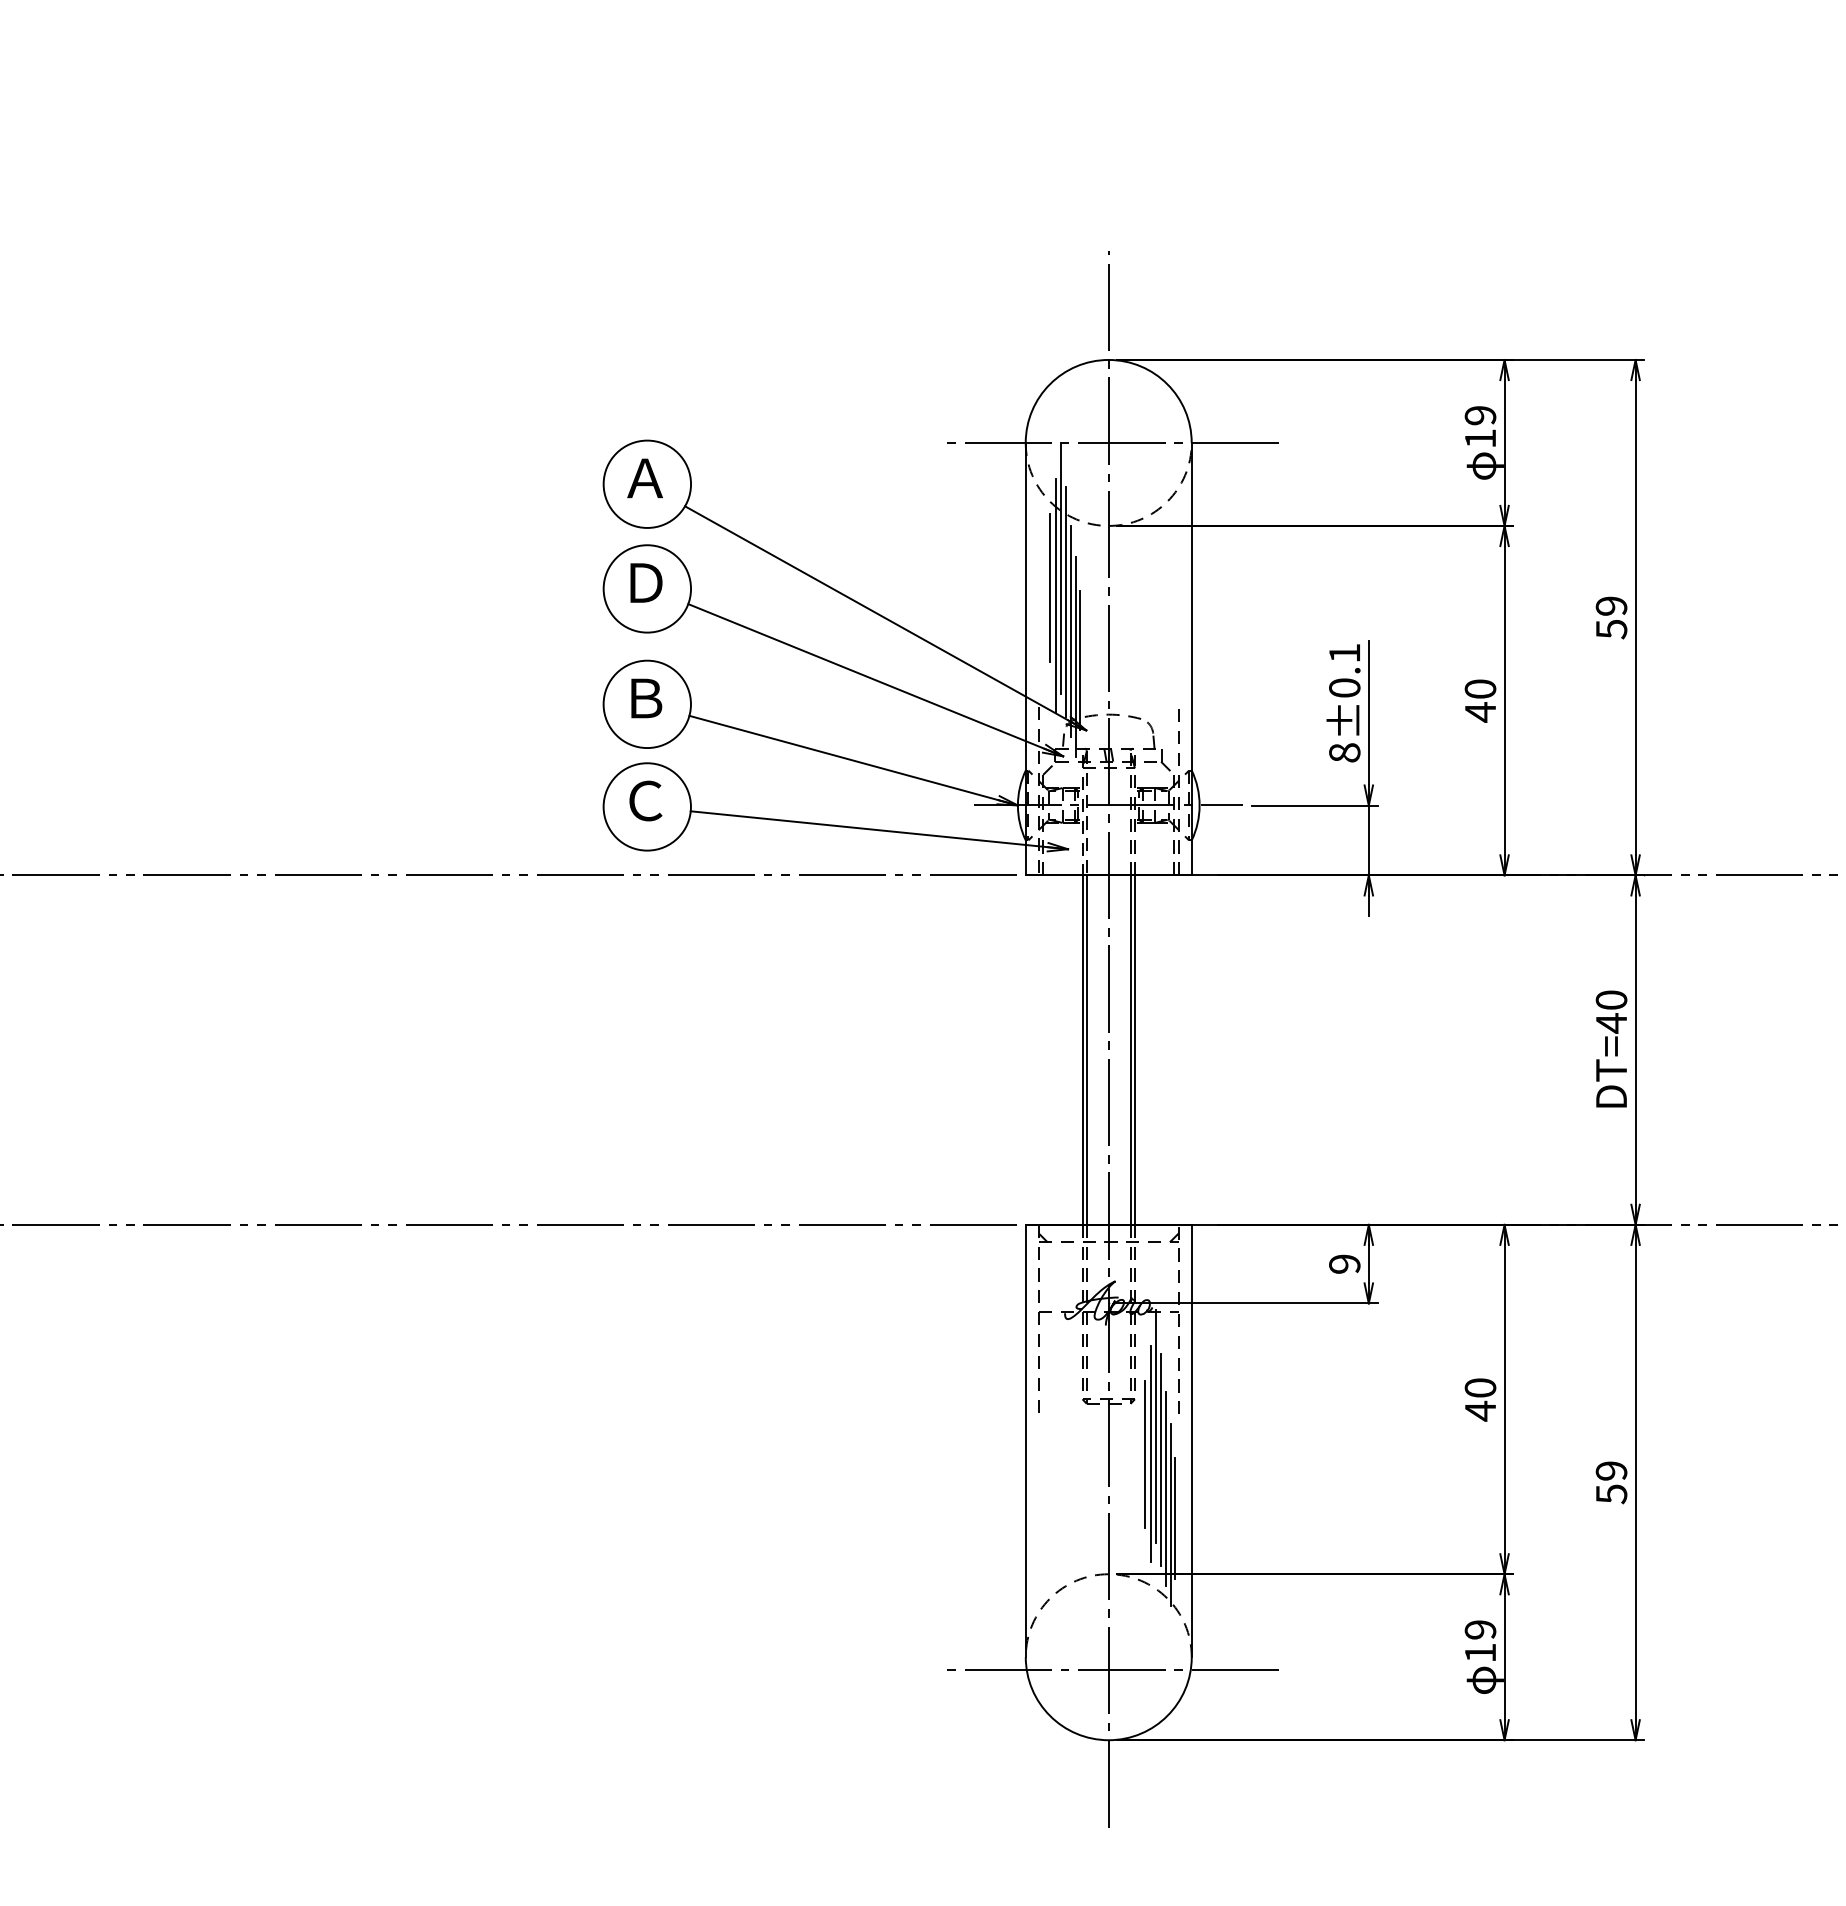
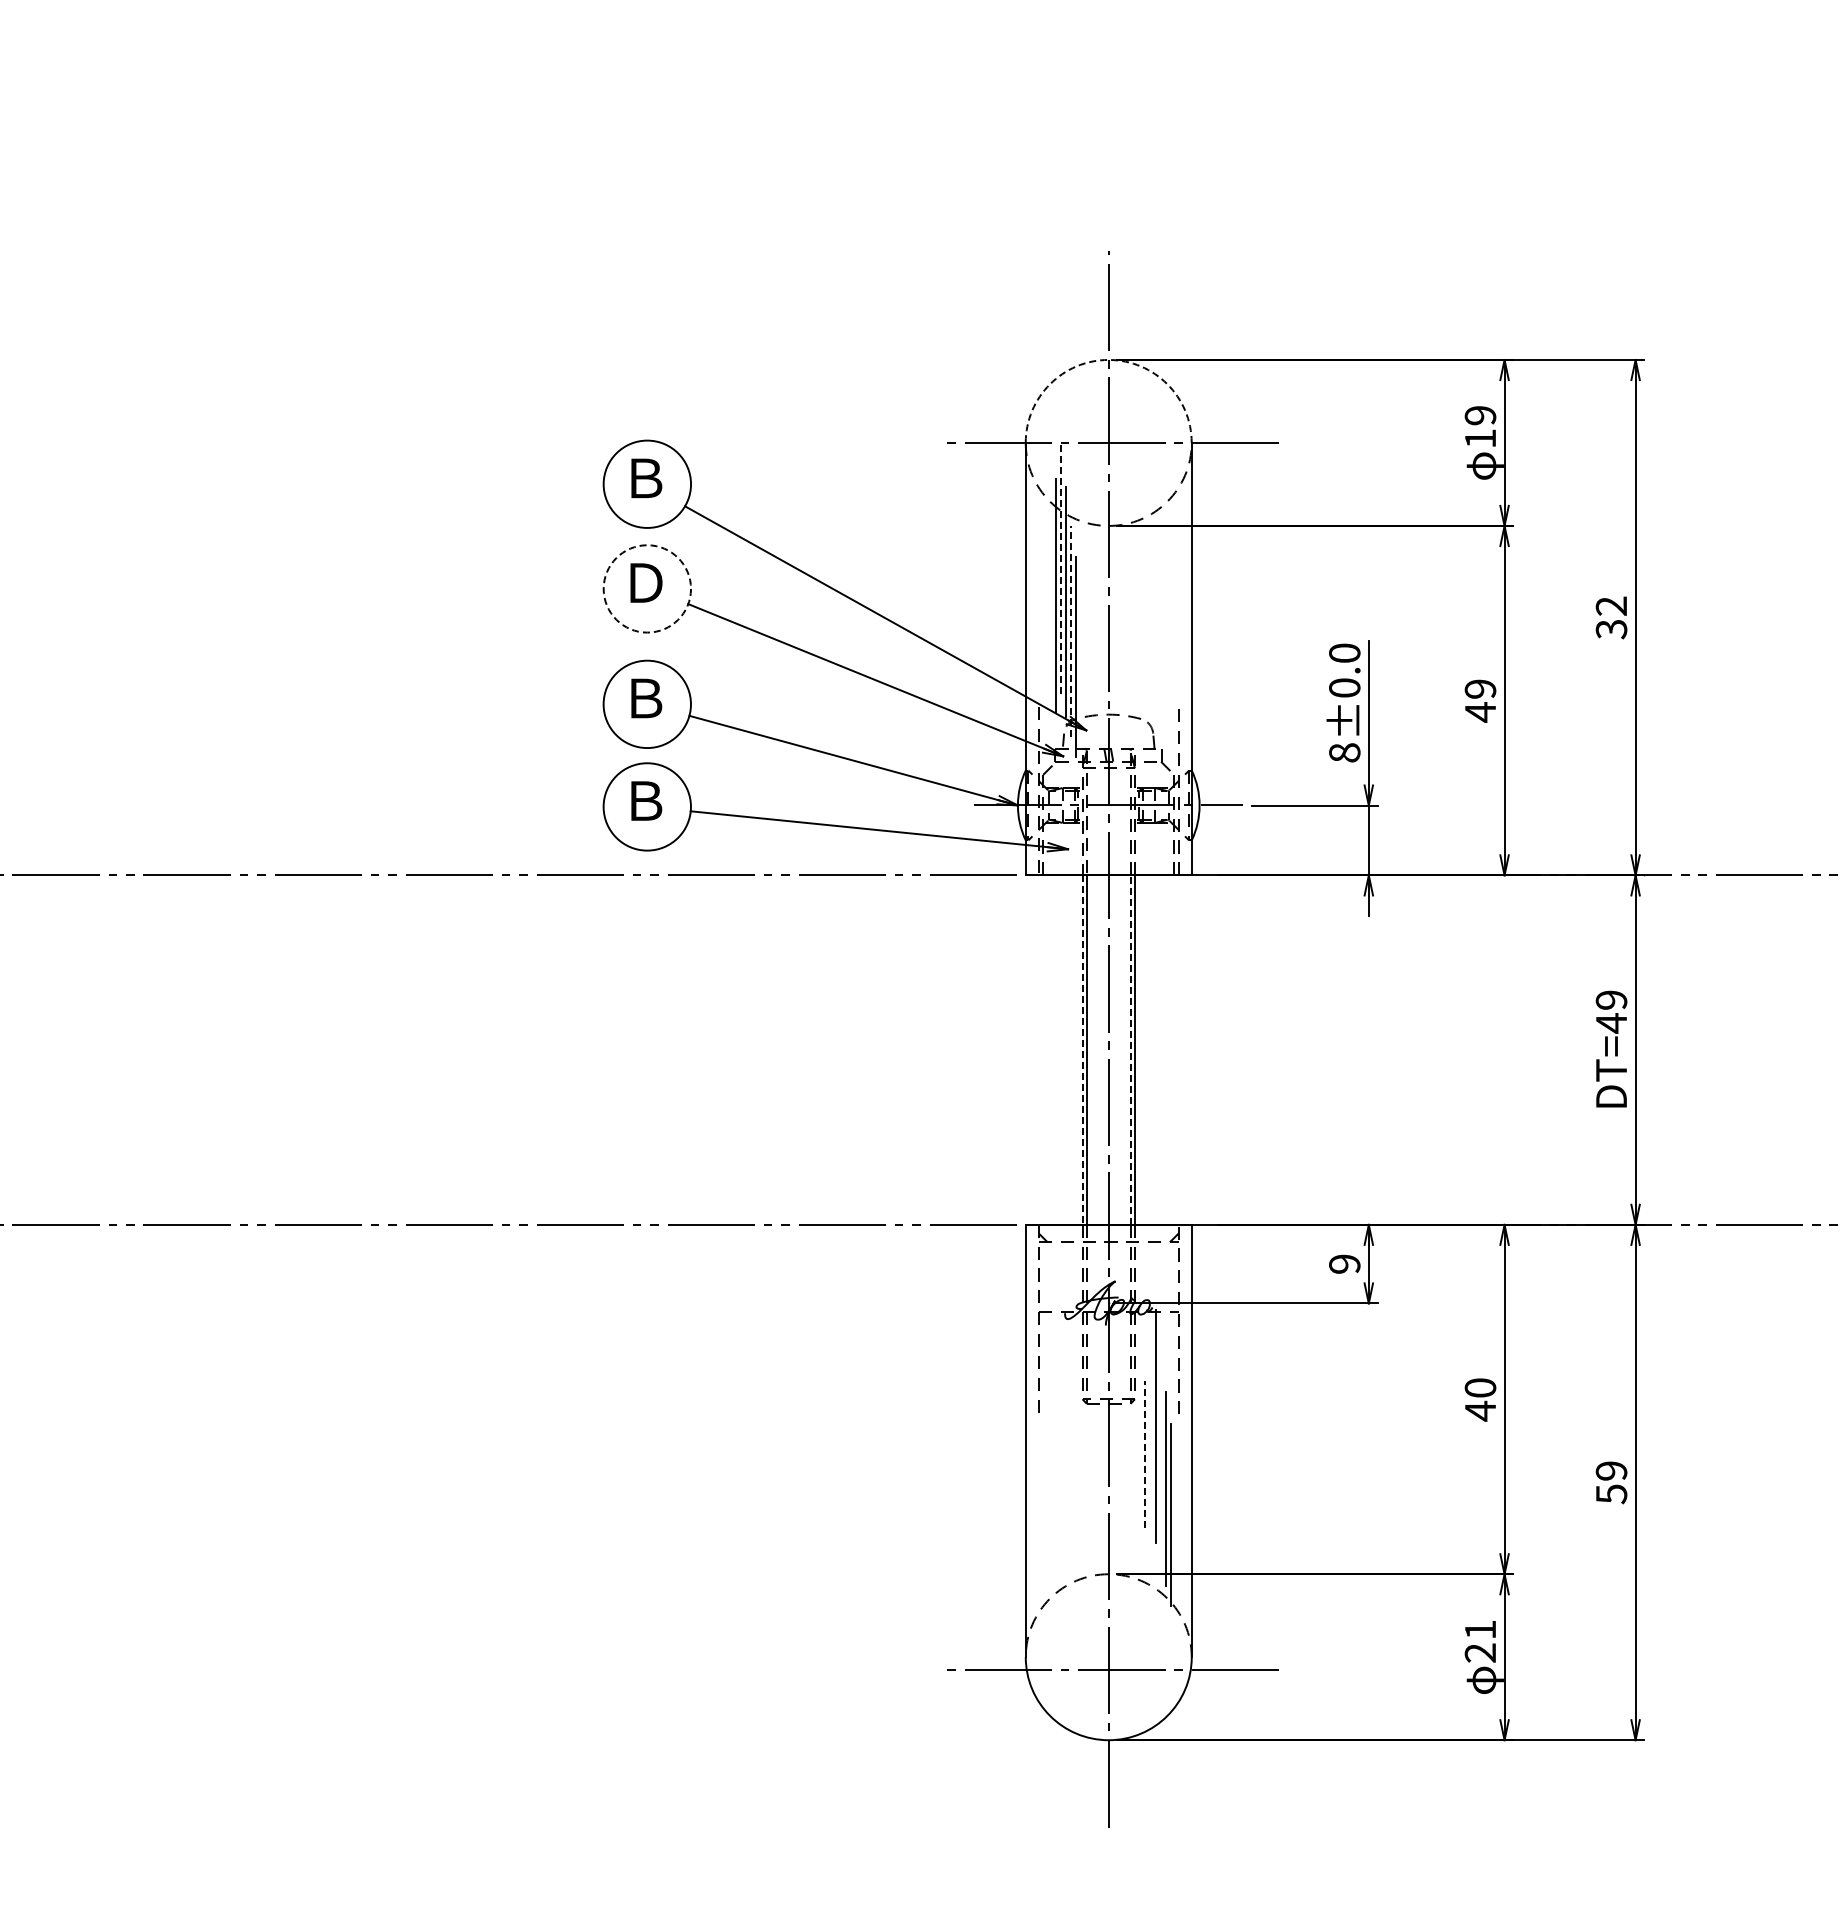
arc: solid -> dashed (1108, 359)
text: Ａ -> Ｂ (644, 478)
line: solid -> dashed (1061, 568)
line: present -> none (1050, 587)
circle: solid -> dashed (647, 588)
text: 59 -> 32 (1611, 617)
line: solid -> dashed (1071, 631)
text: 8±0.1 -> 8±0.0 (1344, 652)
line: present -> none (1079, 660)
text: 40 -> 49 (1480, 688)
text: Ｃ -> Ｂ (645, 800)
text: DT=40 -> DT=49 (1611, 999)
line: solid -> dashed (1082, 1050)
line: solid -> dashed (1130, 1050)
line: present -> none (1151, 1453)
line: solid -> dashed (1145, 1454)
line: present -> none (1160, 1459)
line: present -> none (1174, 1518)
text: 19 -> 21 (1480, 1641)
